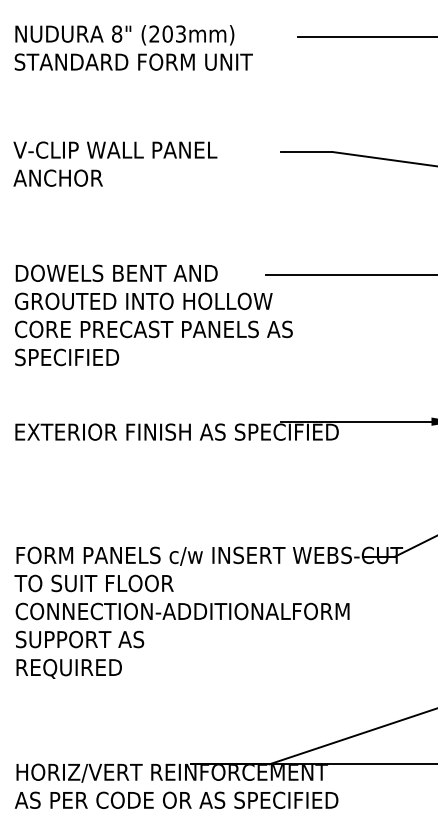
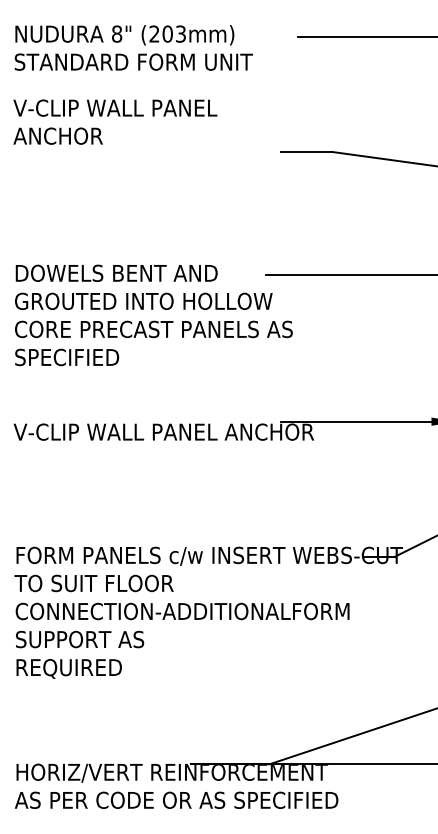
text position: (115, 163) -> (115, 121) (115, 121)
text: EXTERIOR FINISH AS SPECIFIED -> V-CLIP WALL PANEL ANCHOR (175, 431)
